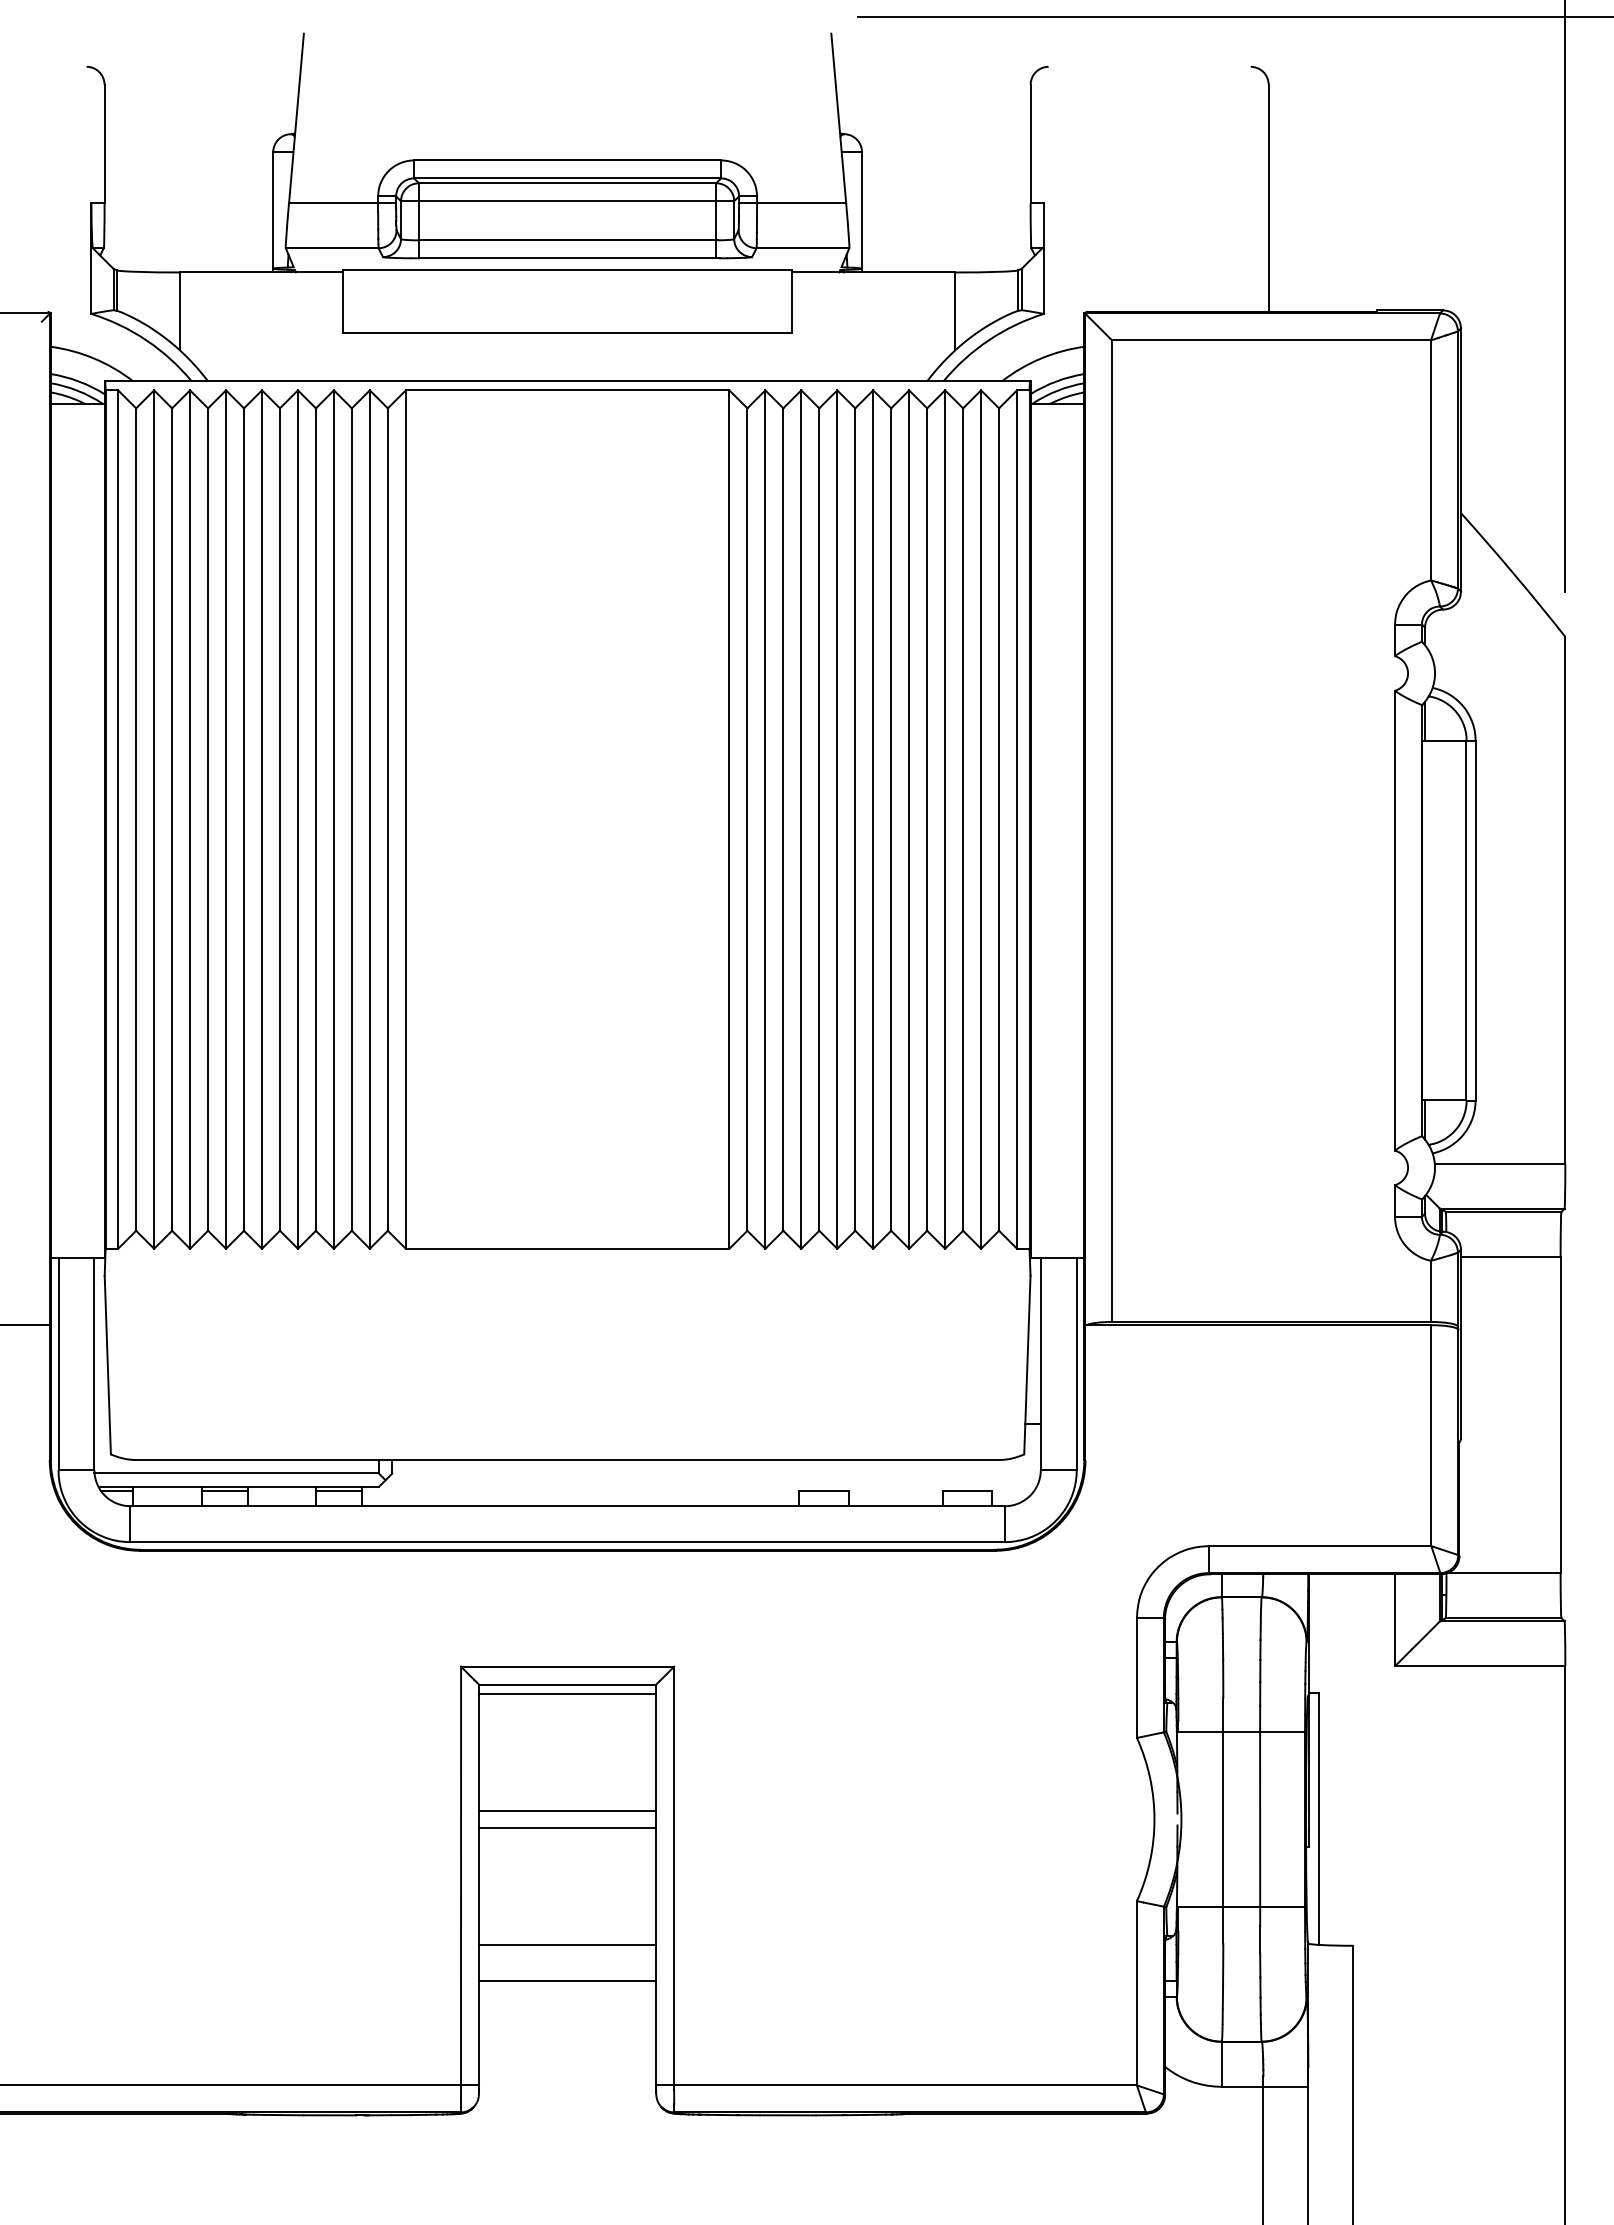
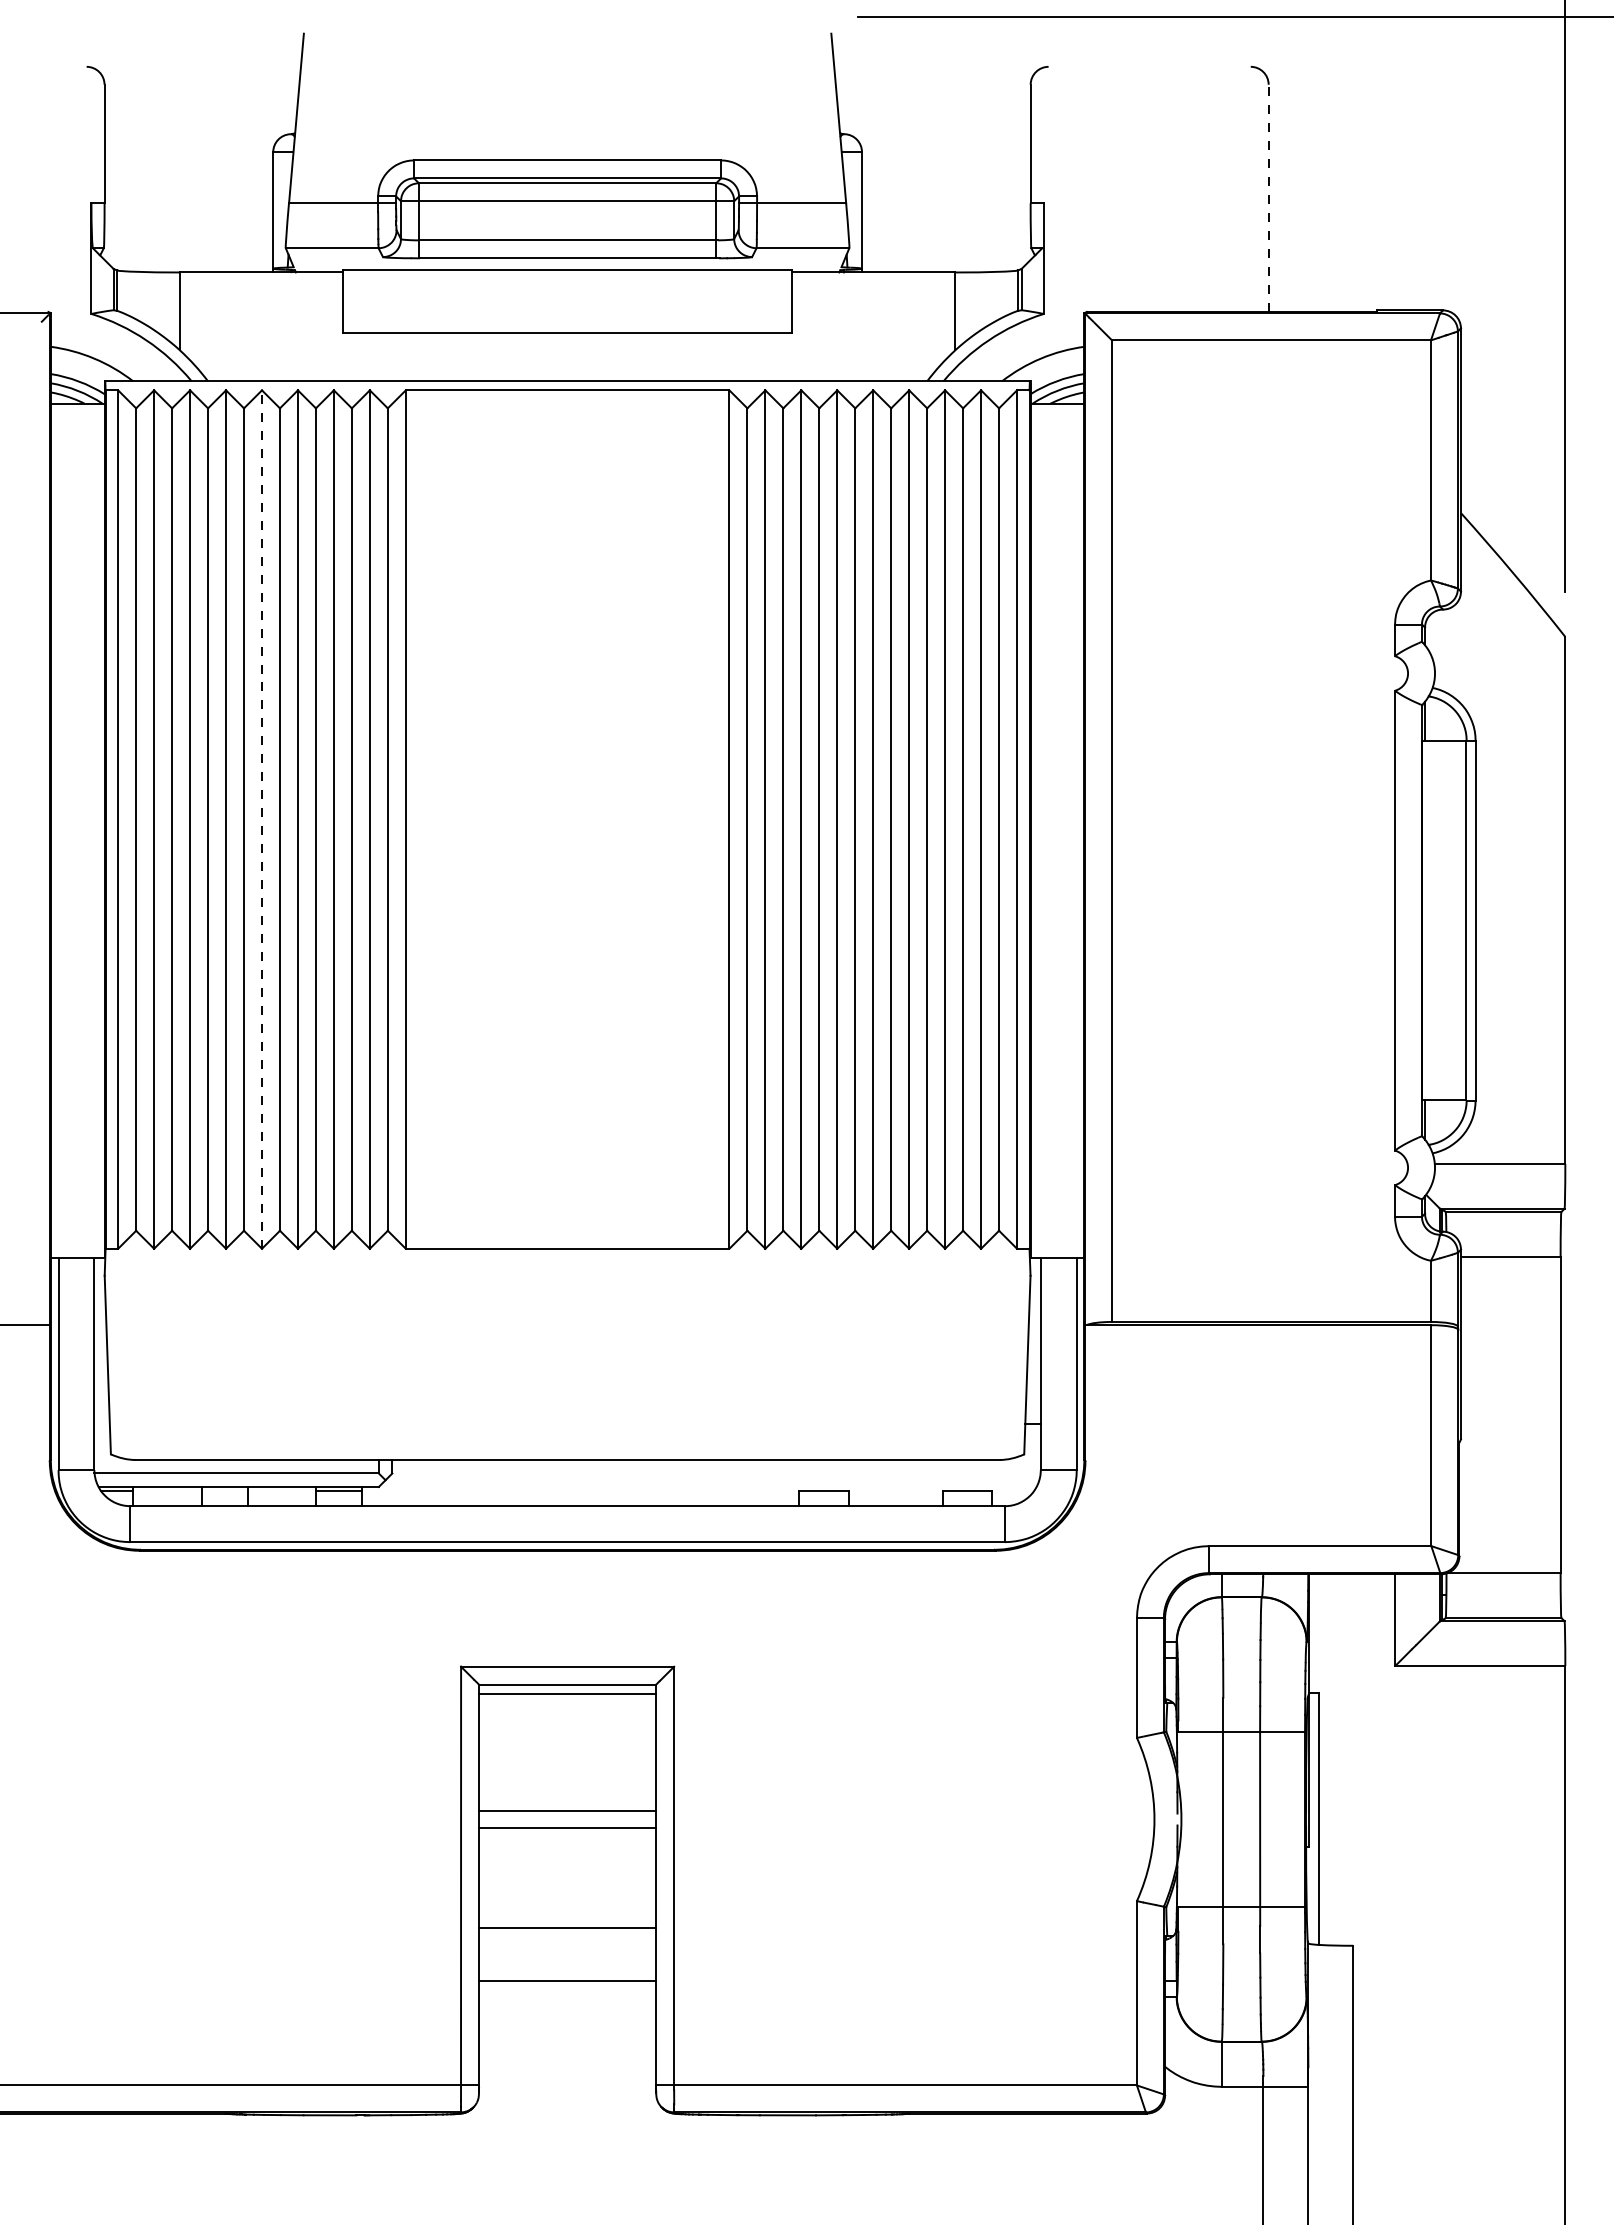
line: solid -> dashed (1268, 198)
line: solid -> dashed (262, 819)
line: present -> none (224, 1491)
line position: (567, 1944) -> (567, 1927) (567, 1927)
